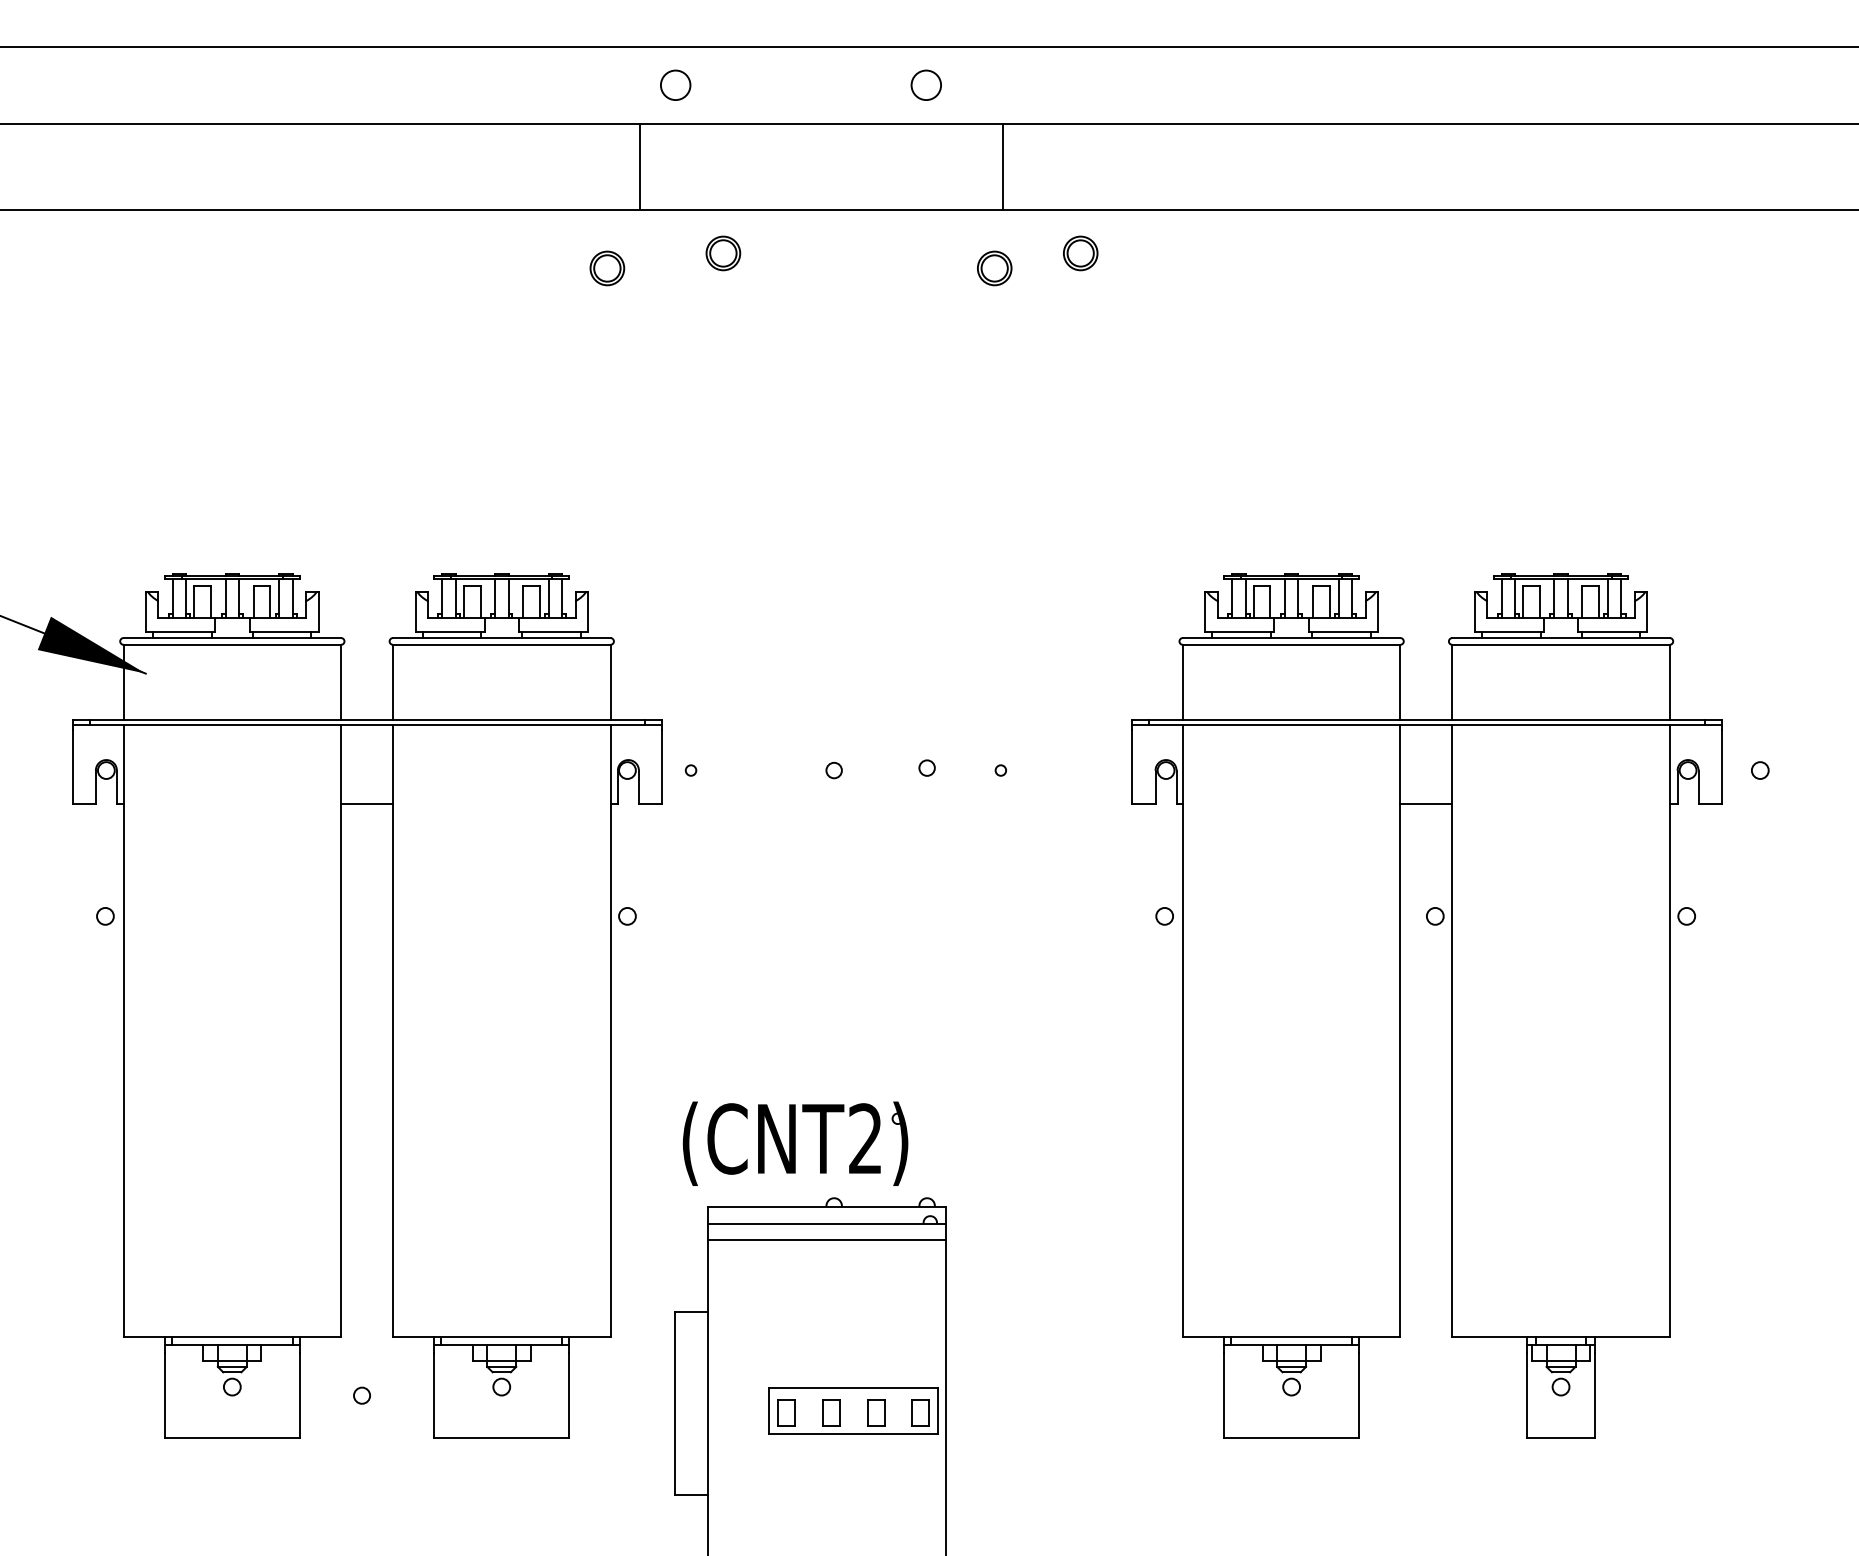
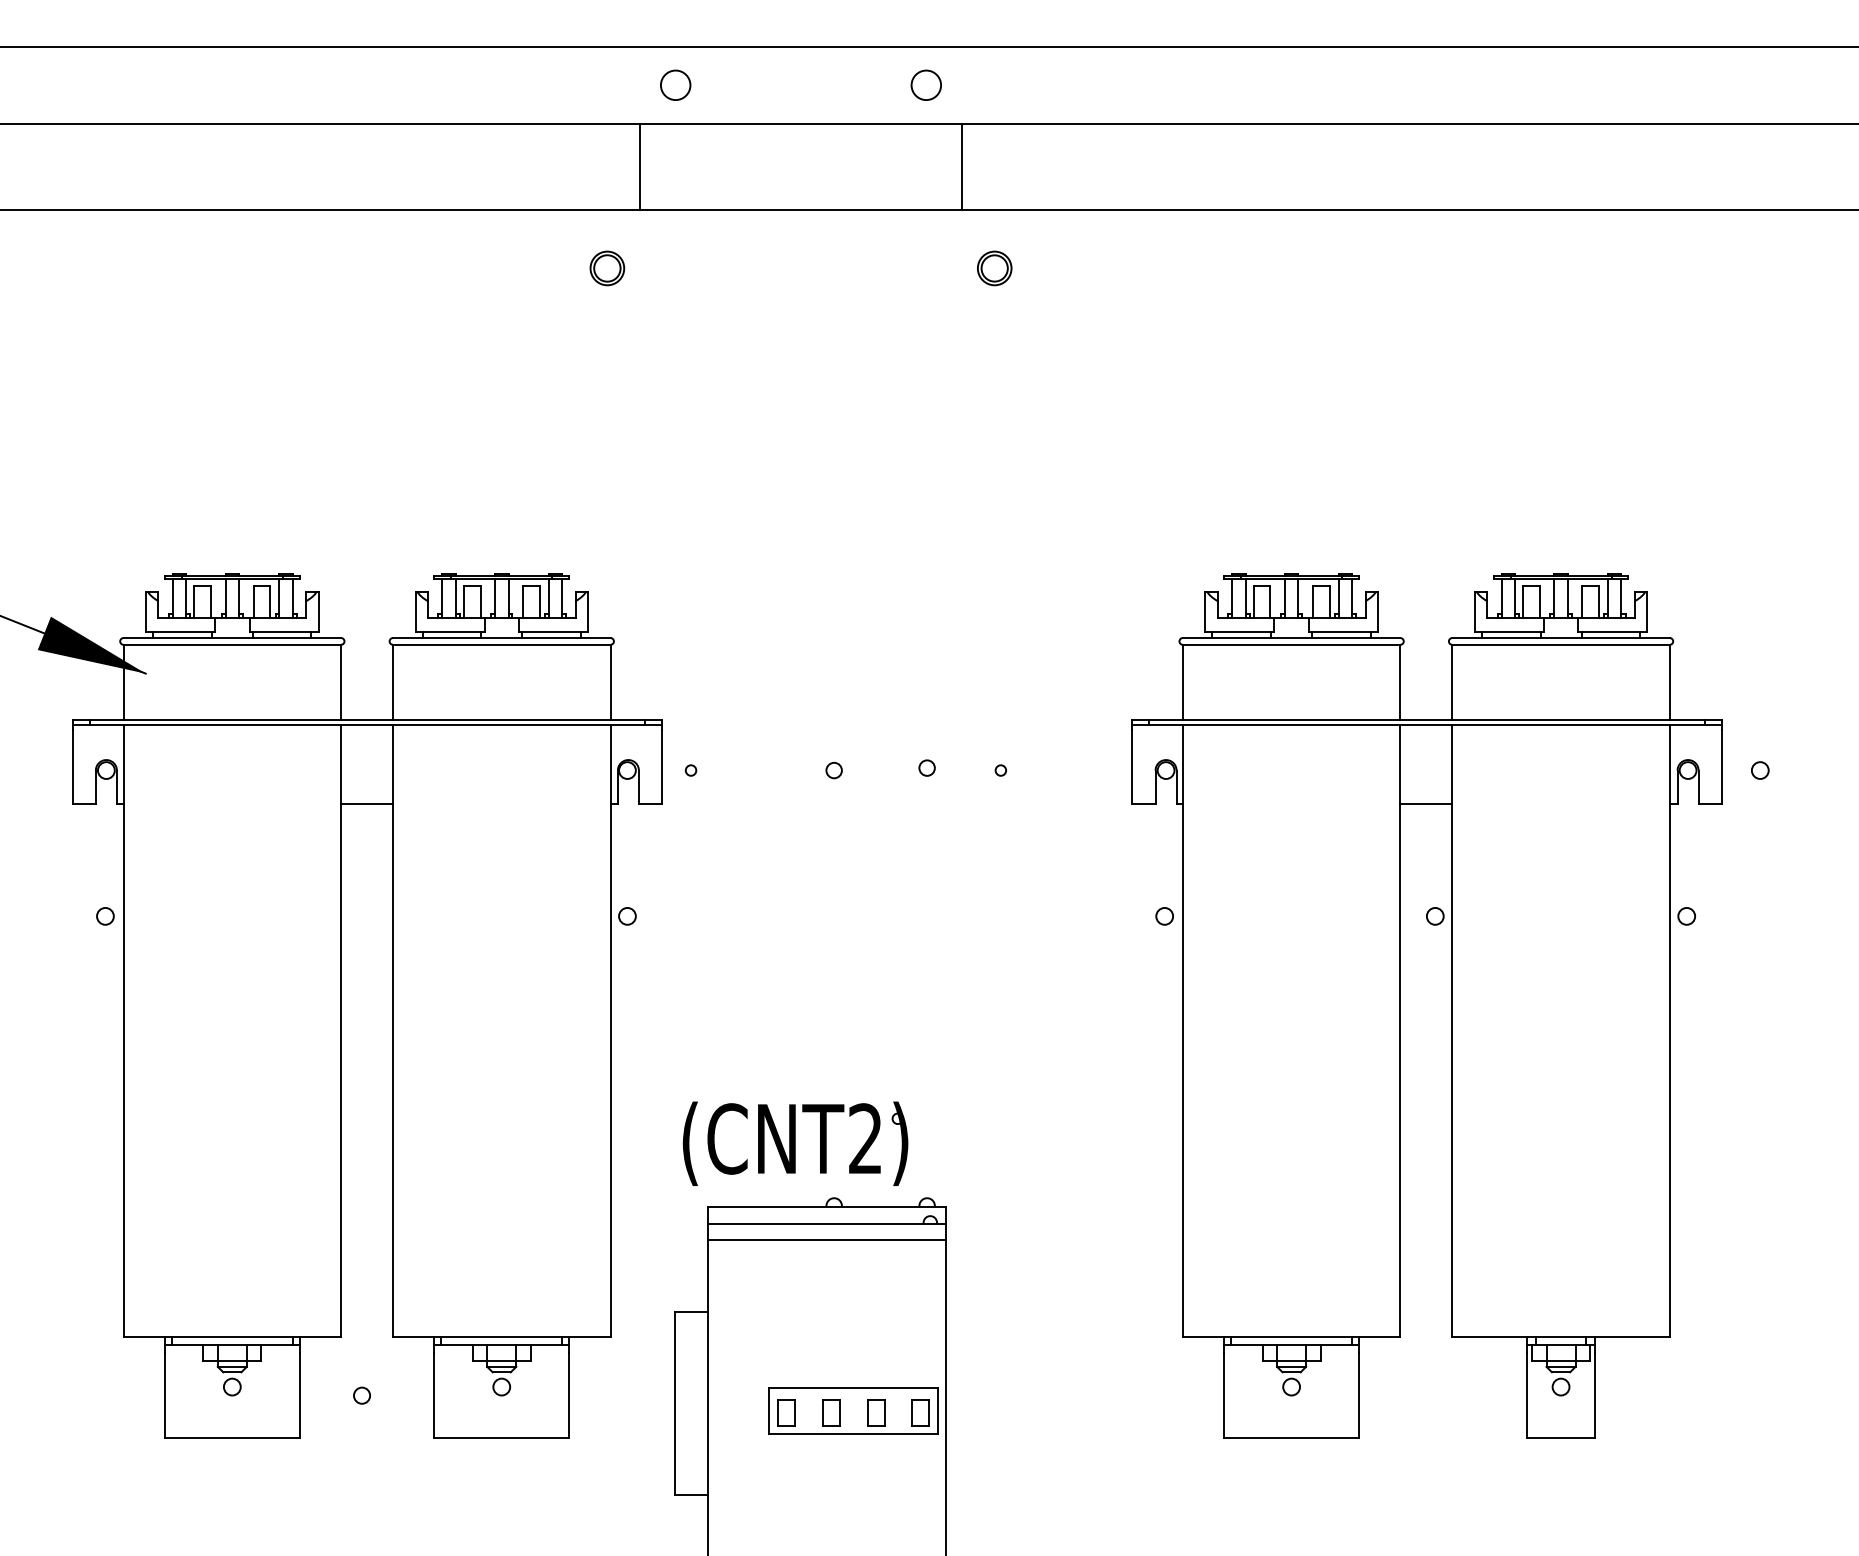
line position: (1003, 166) -> (962, 166) (962, 166)
part: present -> none (723, 253)
part: present -> none (1080, 253)
